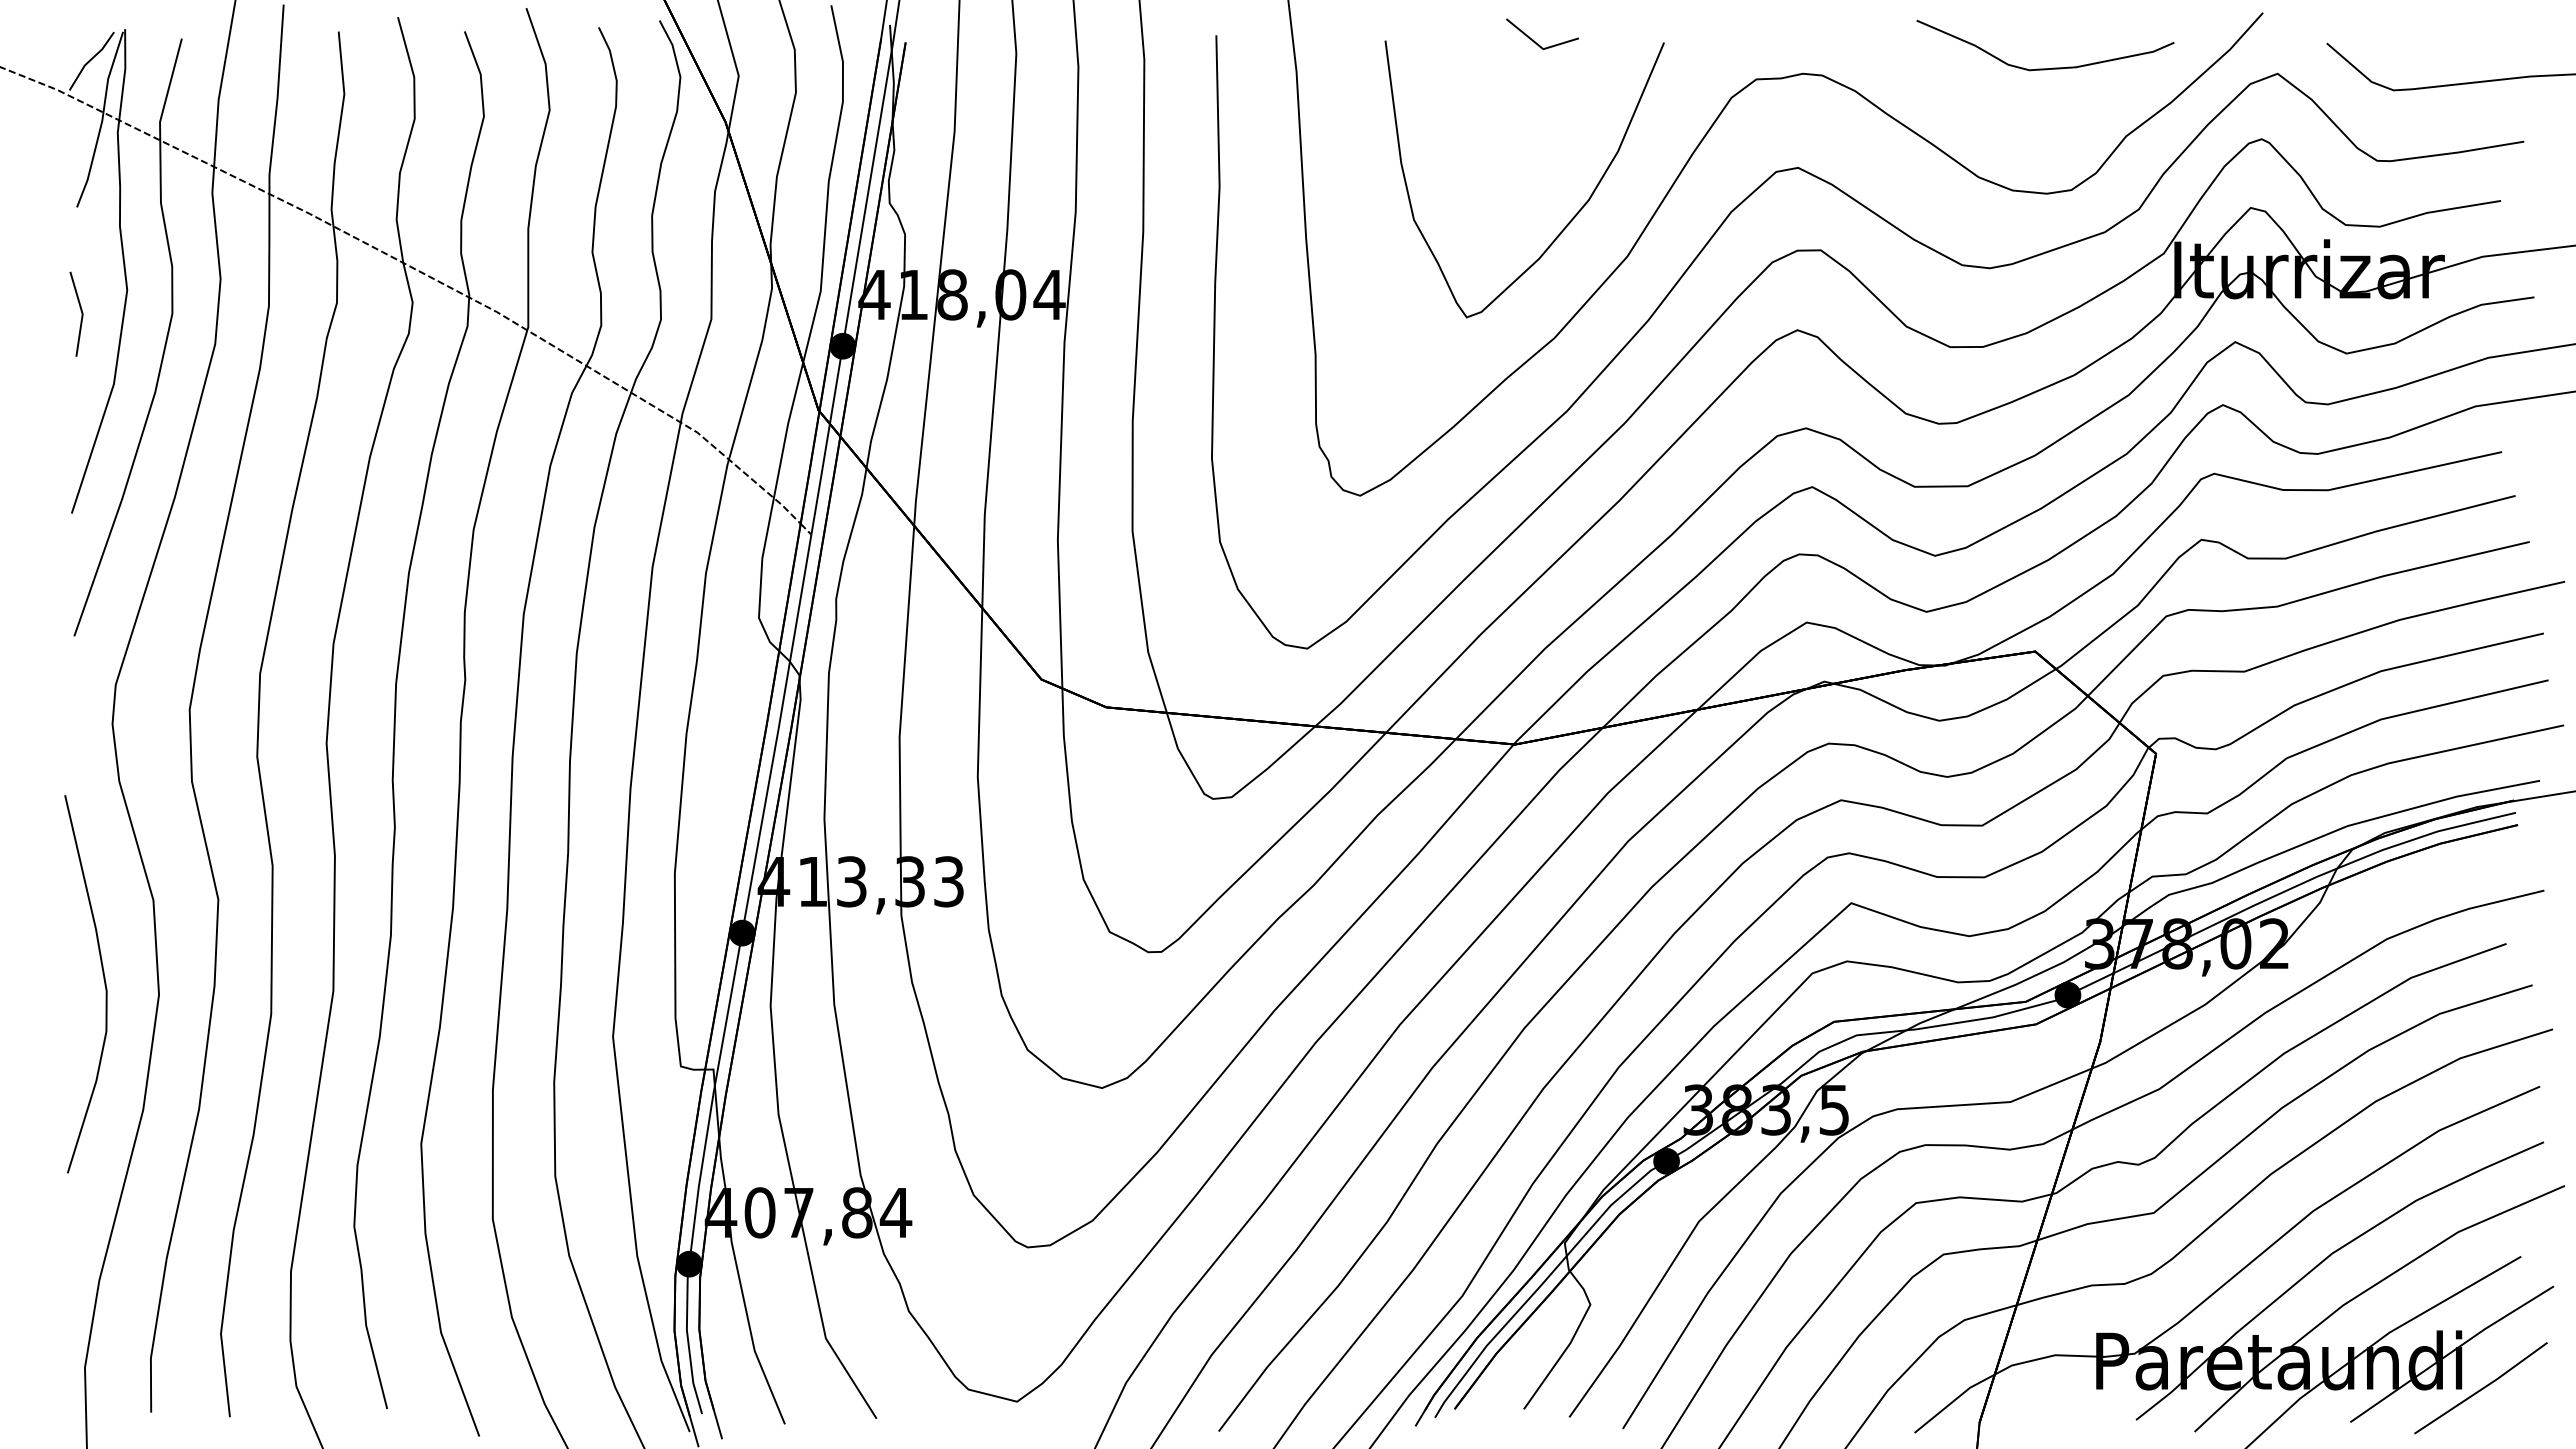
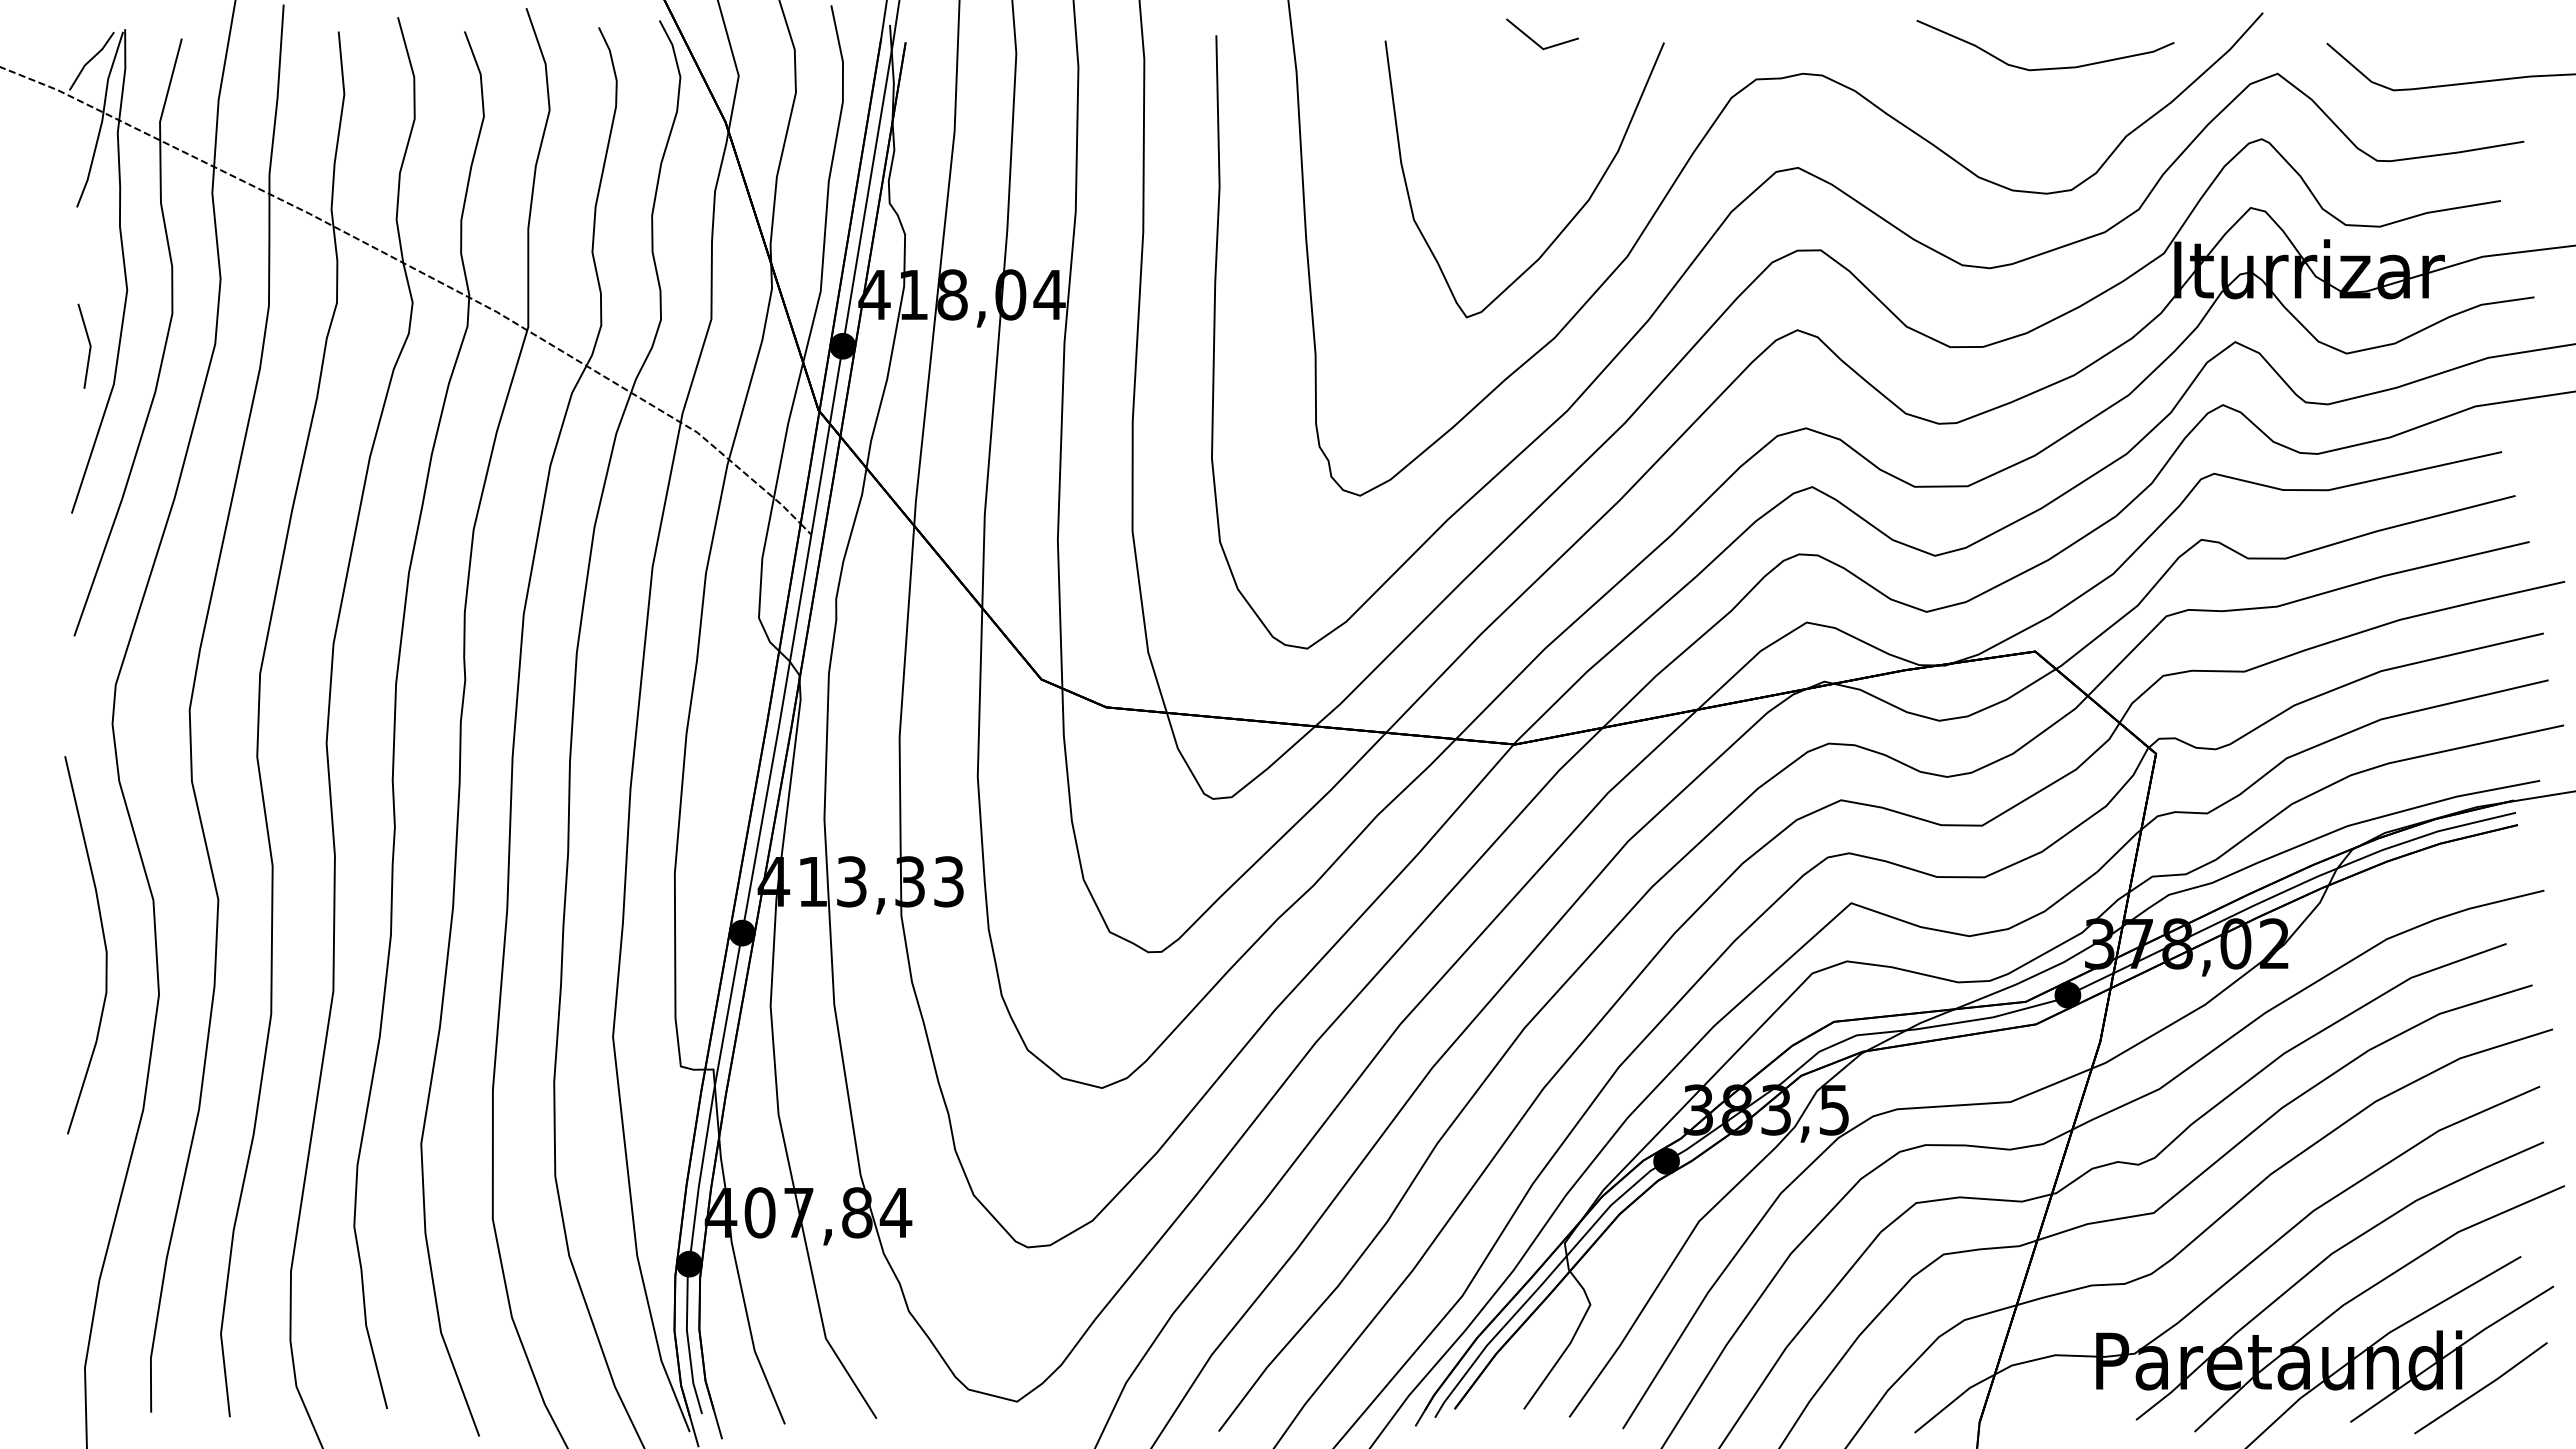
line position: (80, 310) -> (88, 342) (88, 342)
curve position: (103, 979) -> (103, 940) (103, 940)
